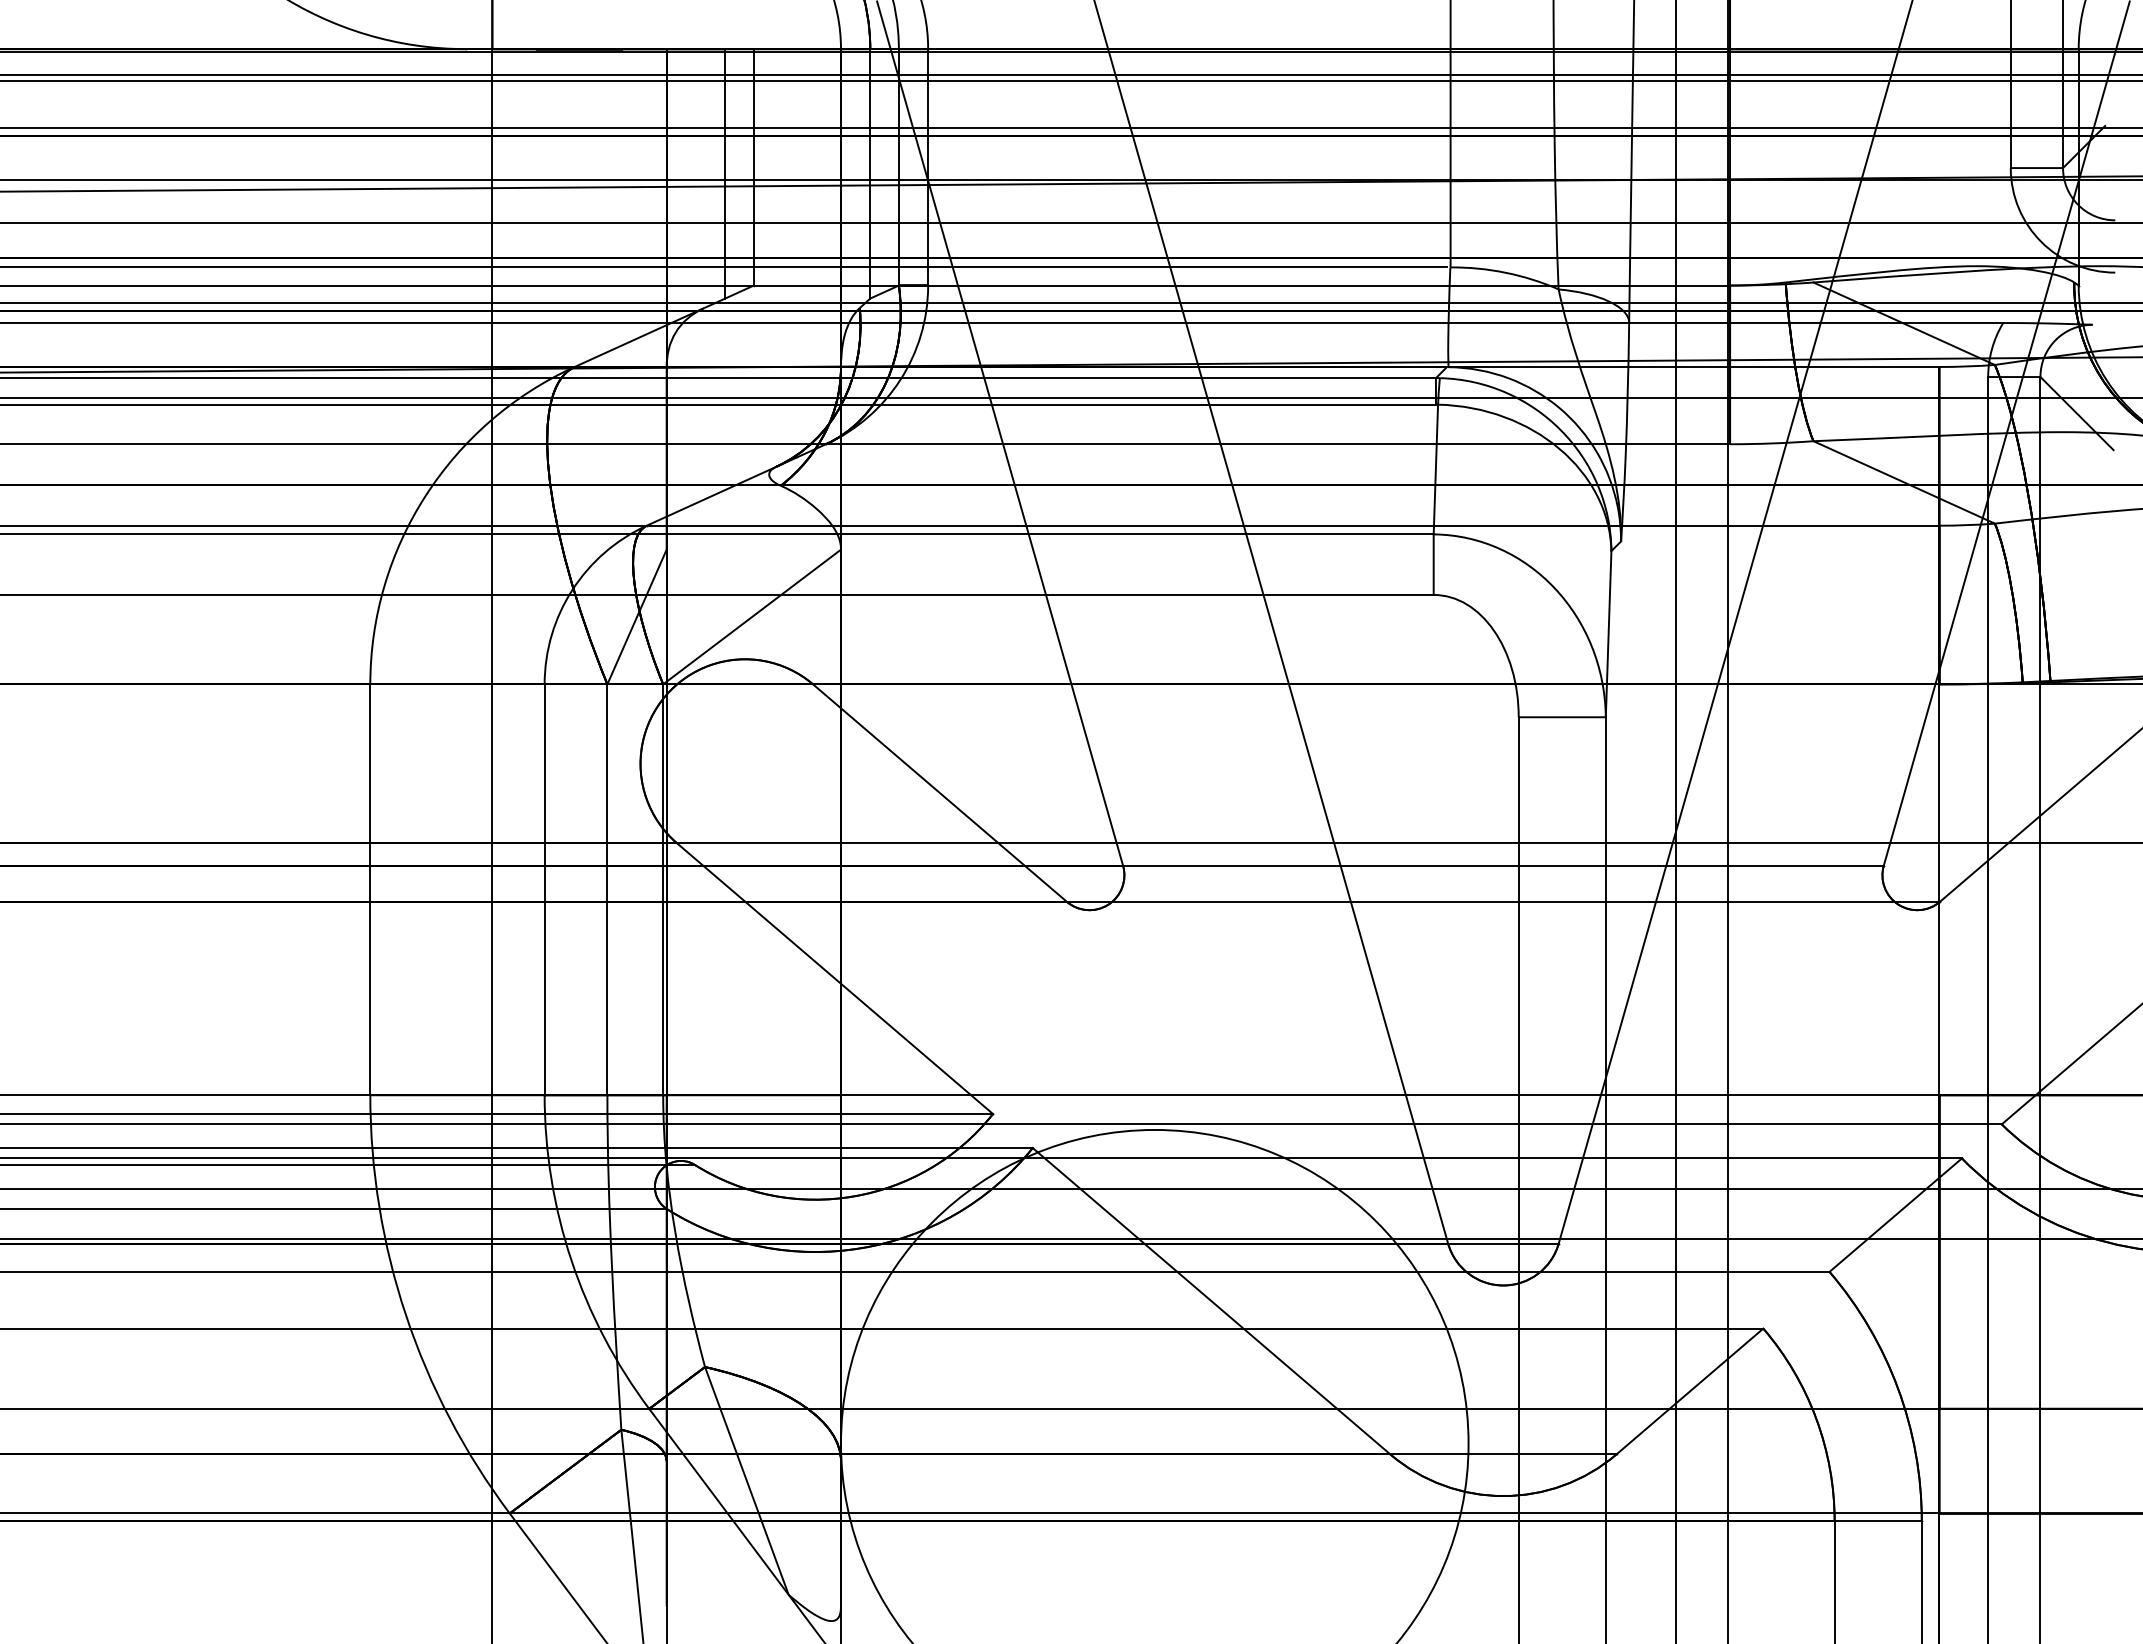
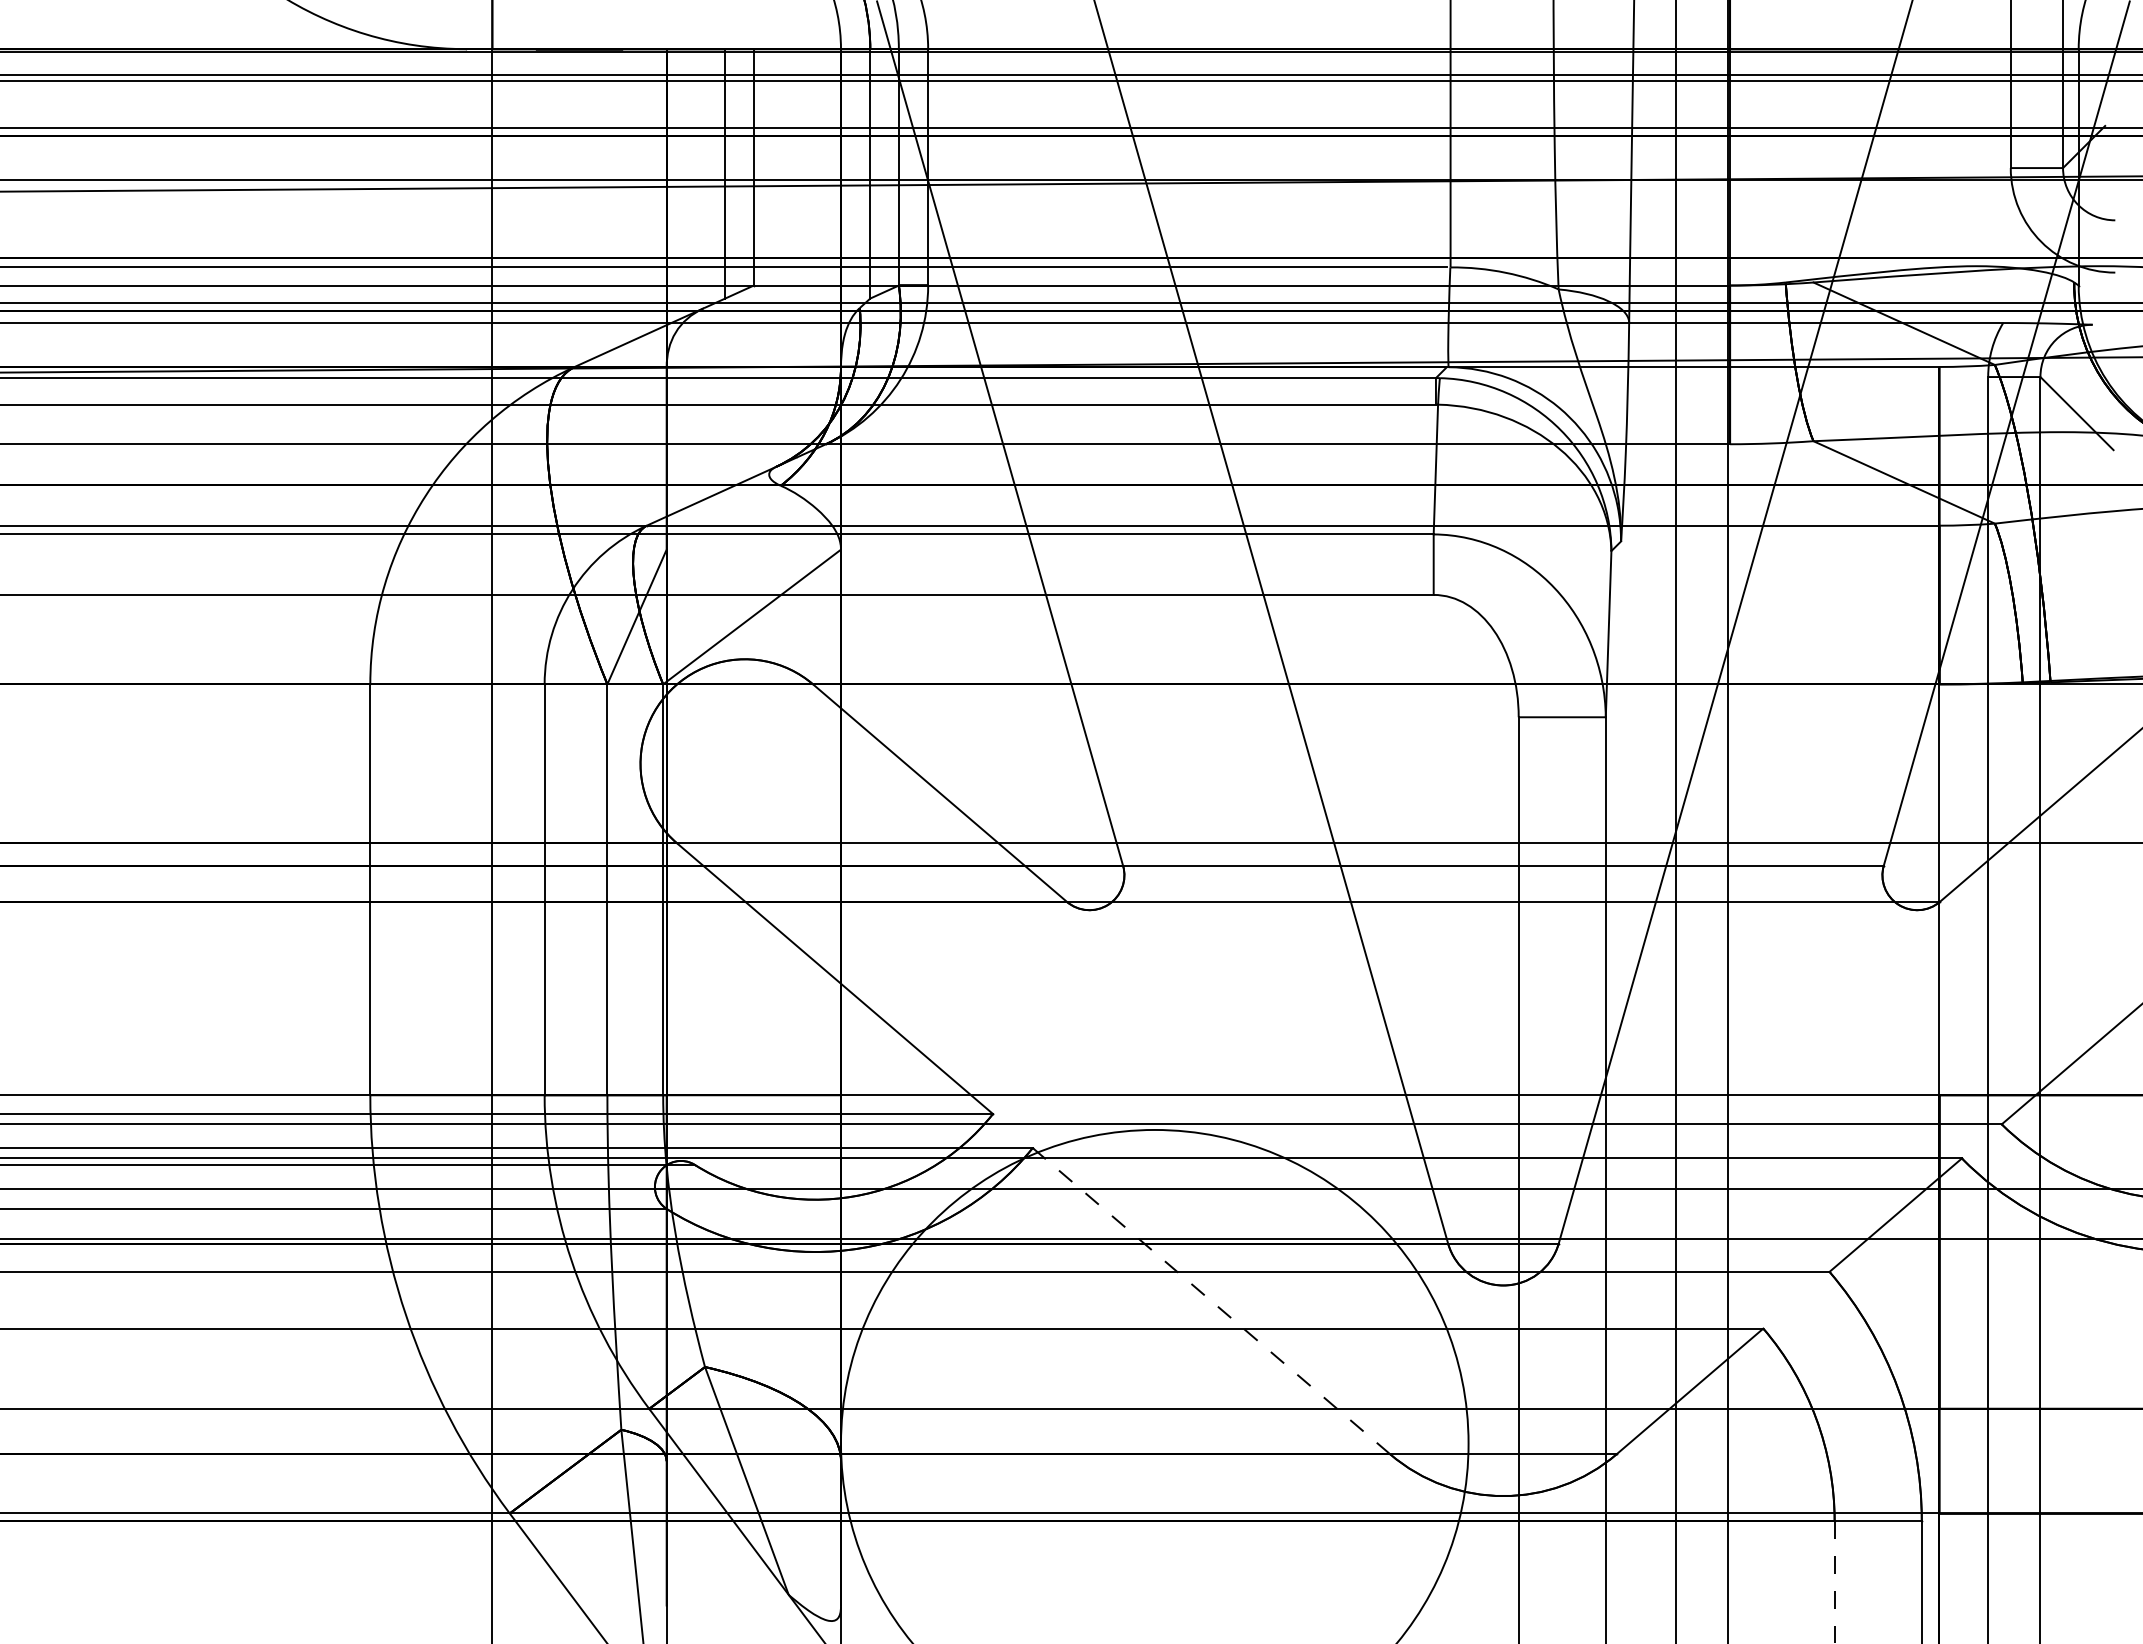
line: present -> none (1070, 223)
line: present -> none (1070, 397)
line: solid -> dashed (1211, 1300)
line: solid -> dashed (1834, 1582)
